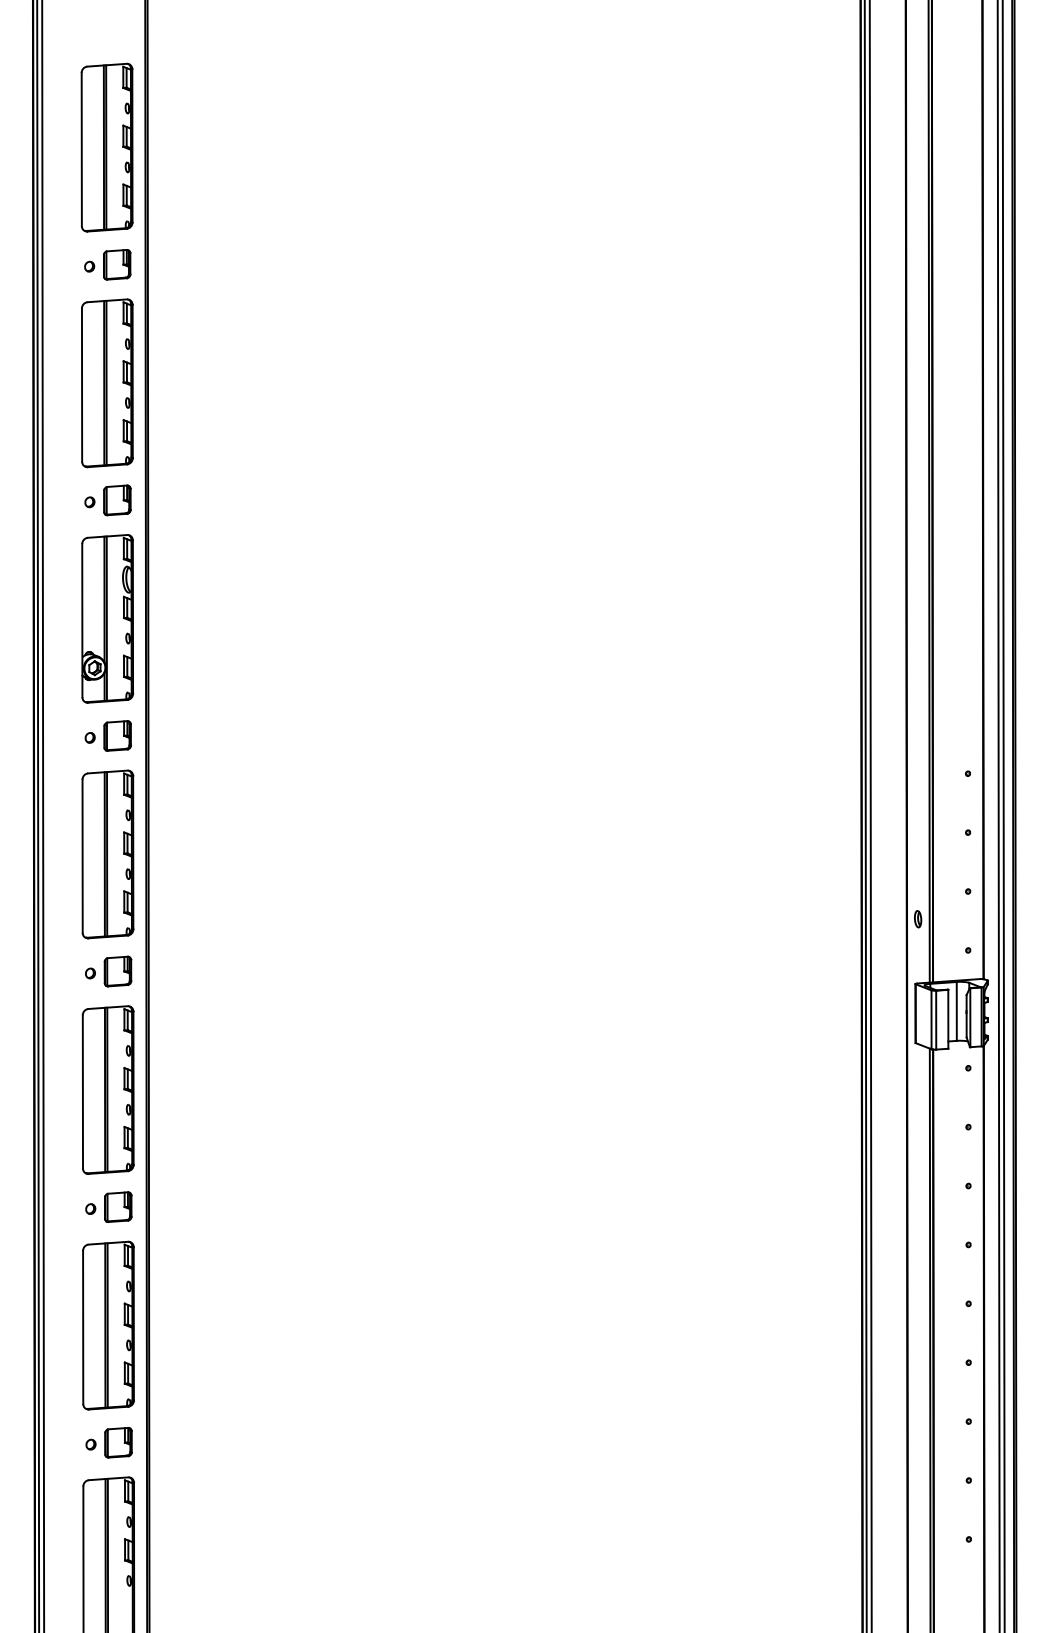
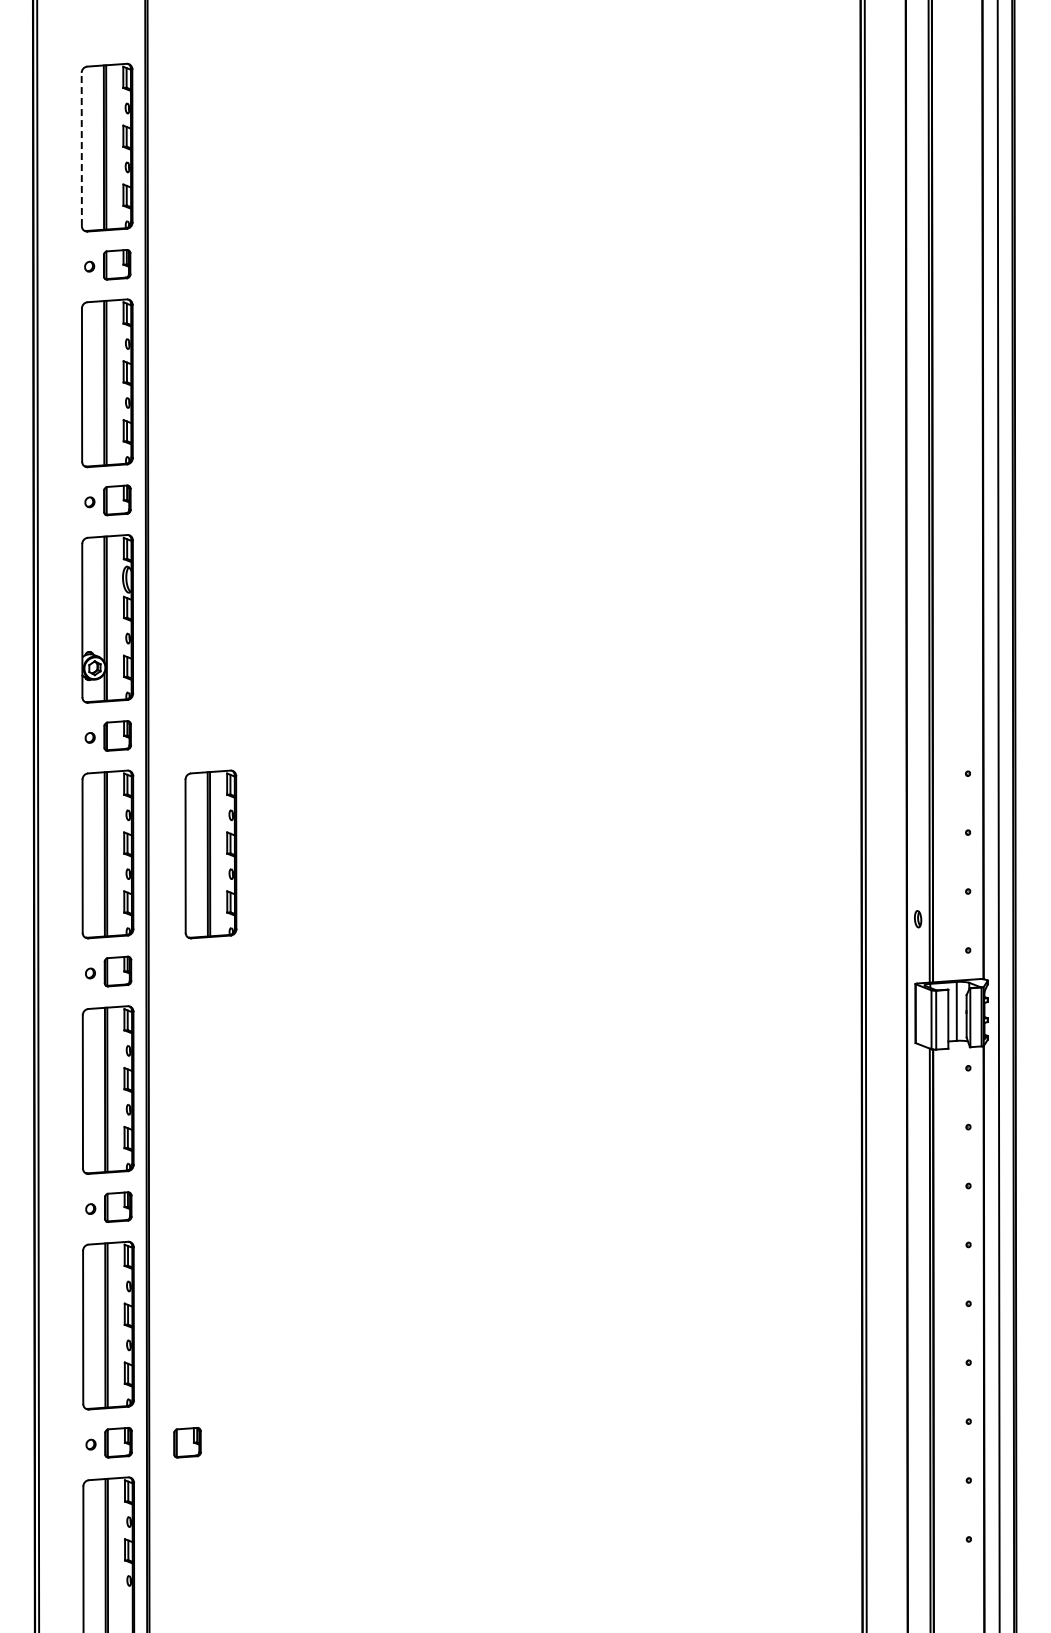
line: solid -> dashed (81, 149)
line: present -> none (43, 815)
line: present -> none (870, 815)
line: present -> none (1003, 815)
part: none -> present (210, 854)
part: none -> present (187, 1442)
